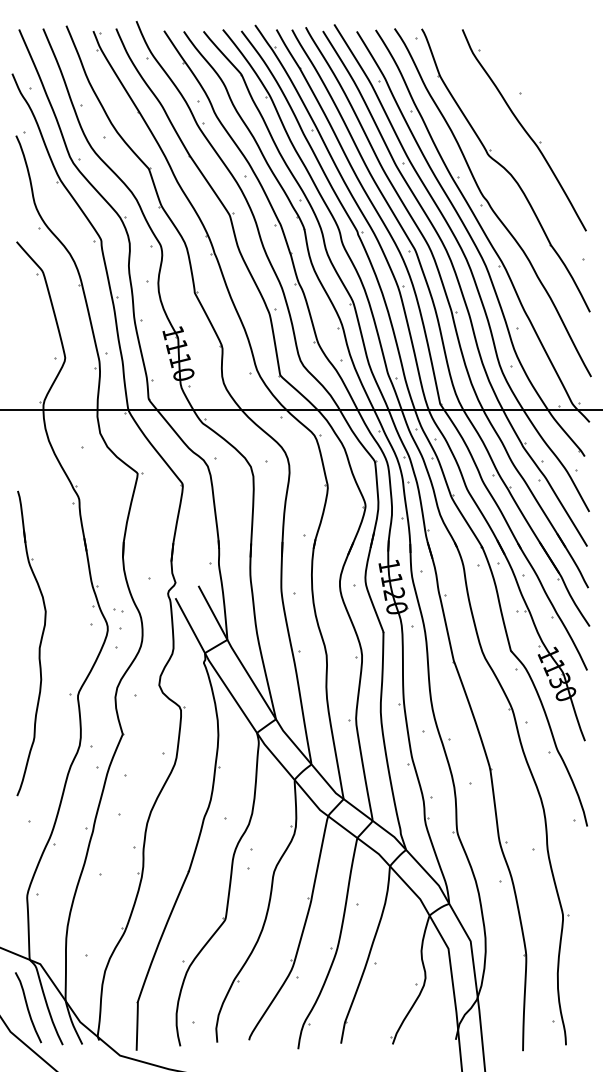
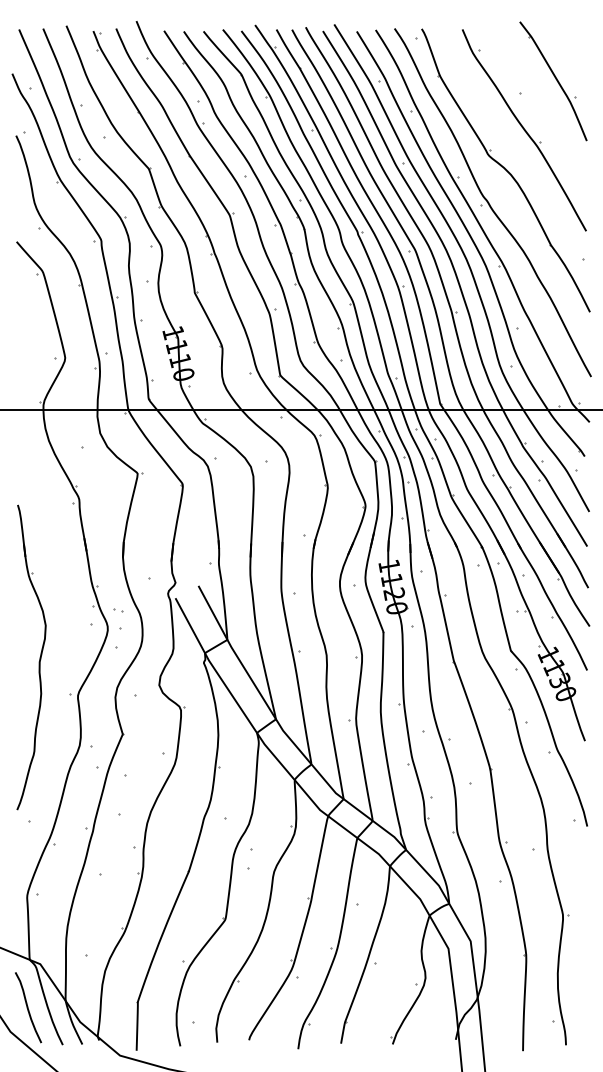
part: none -> present (553, 81)
part position: (39, 643) -> (39, 657) (39, 657)
